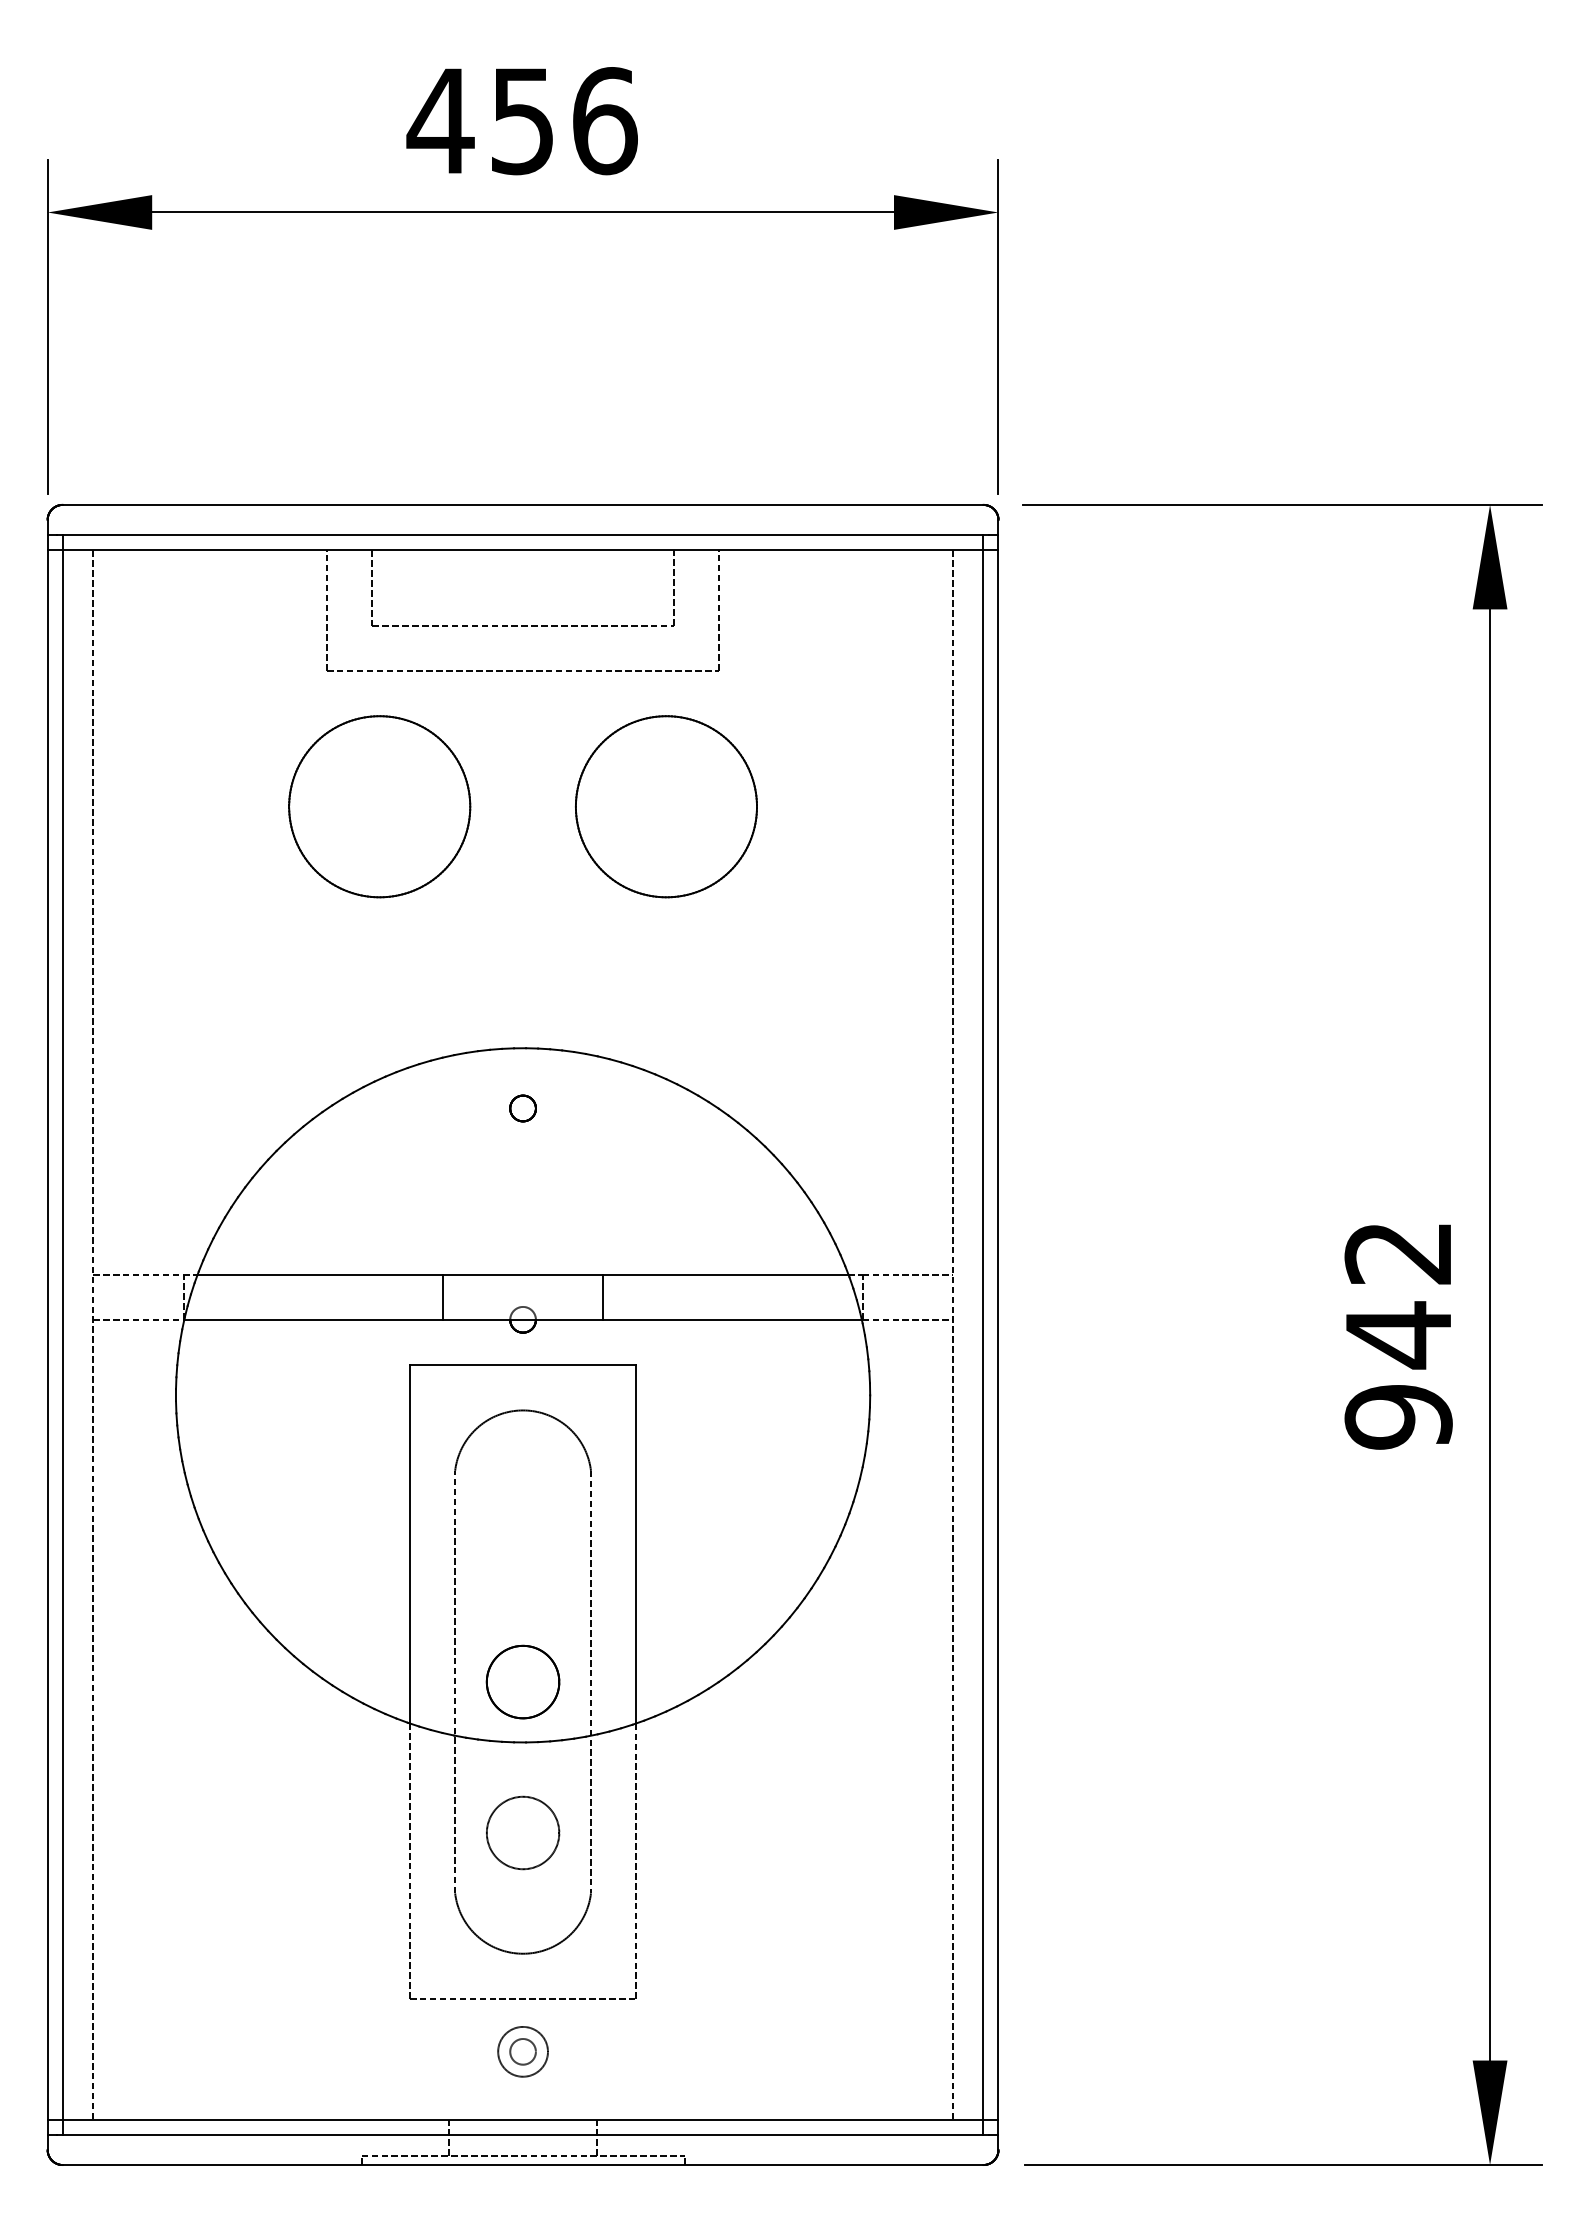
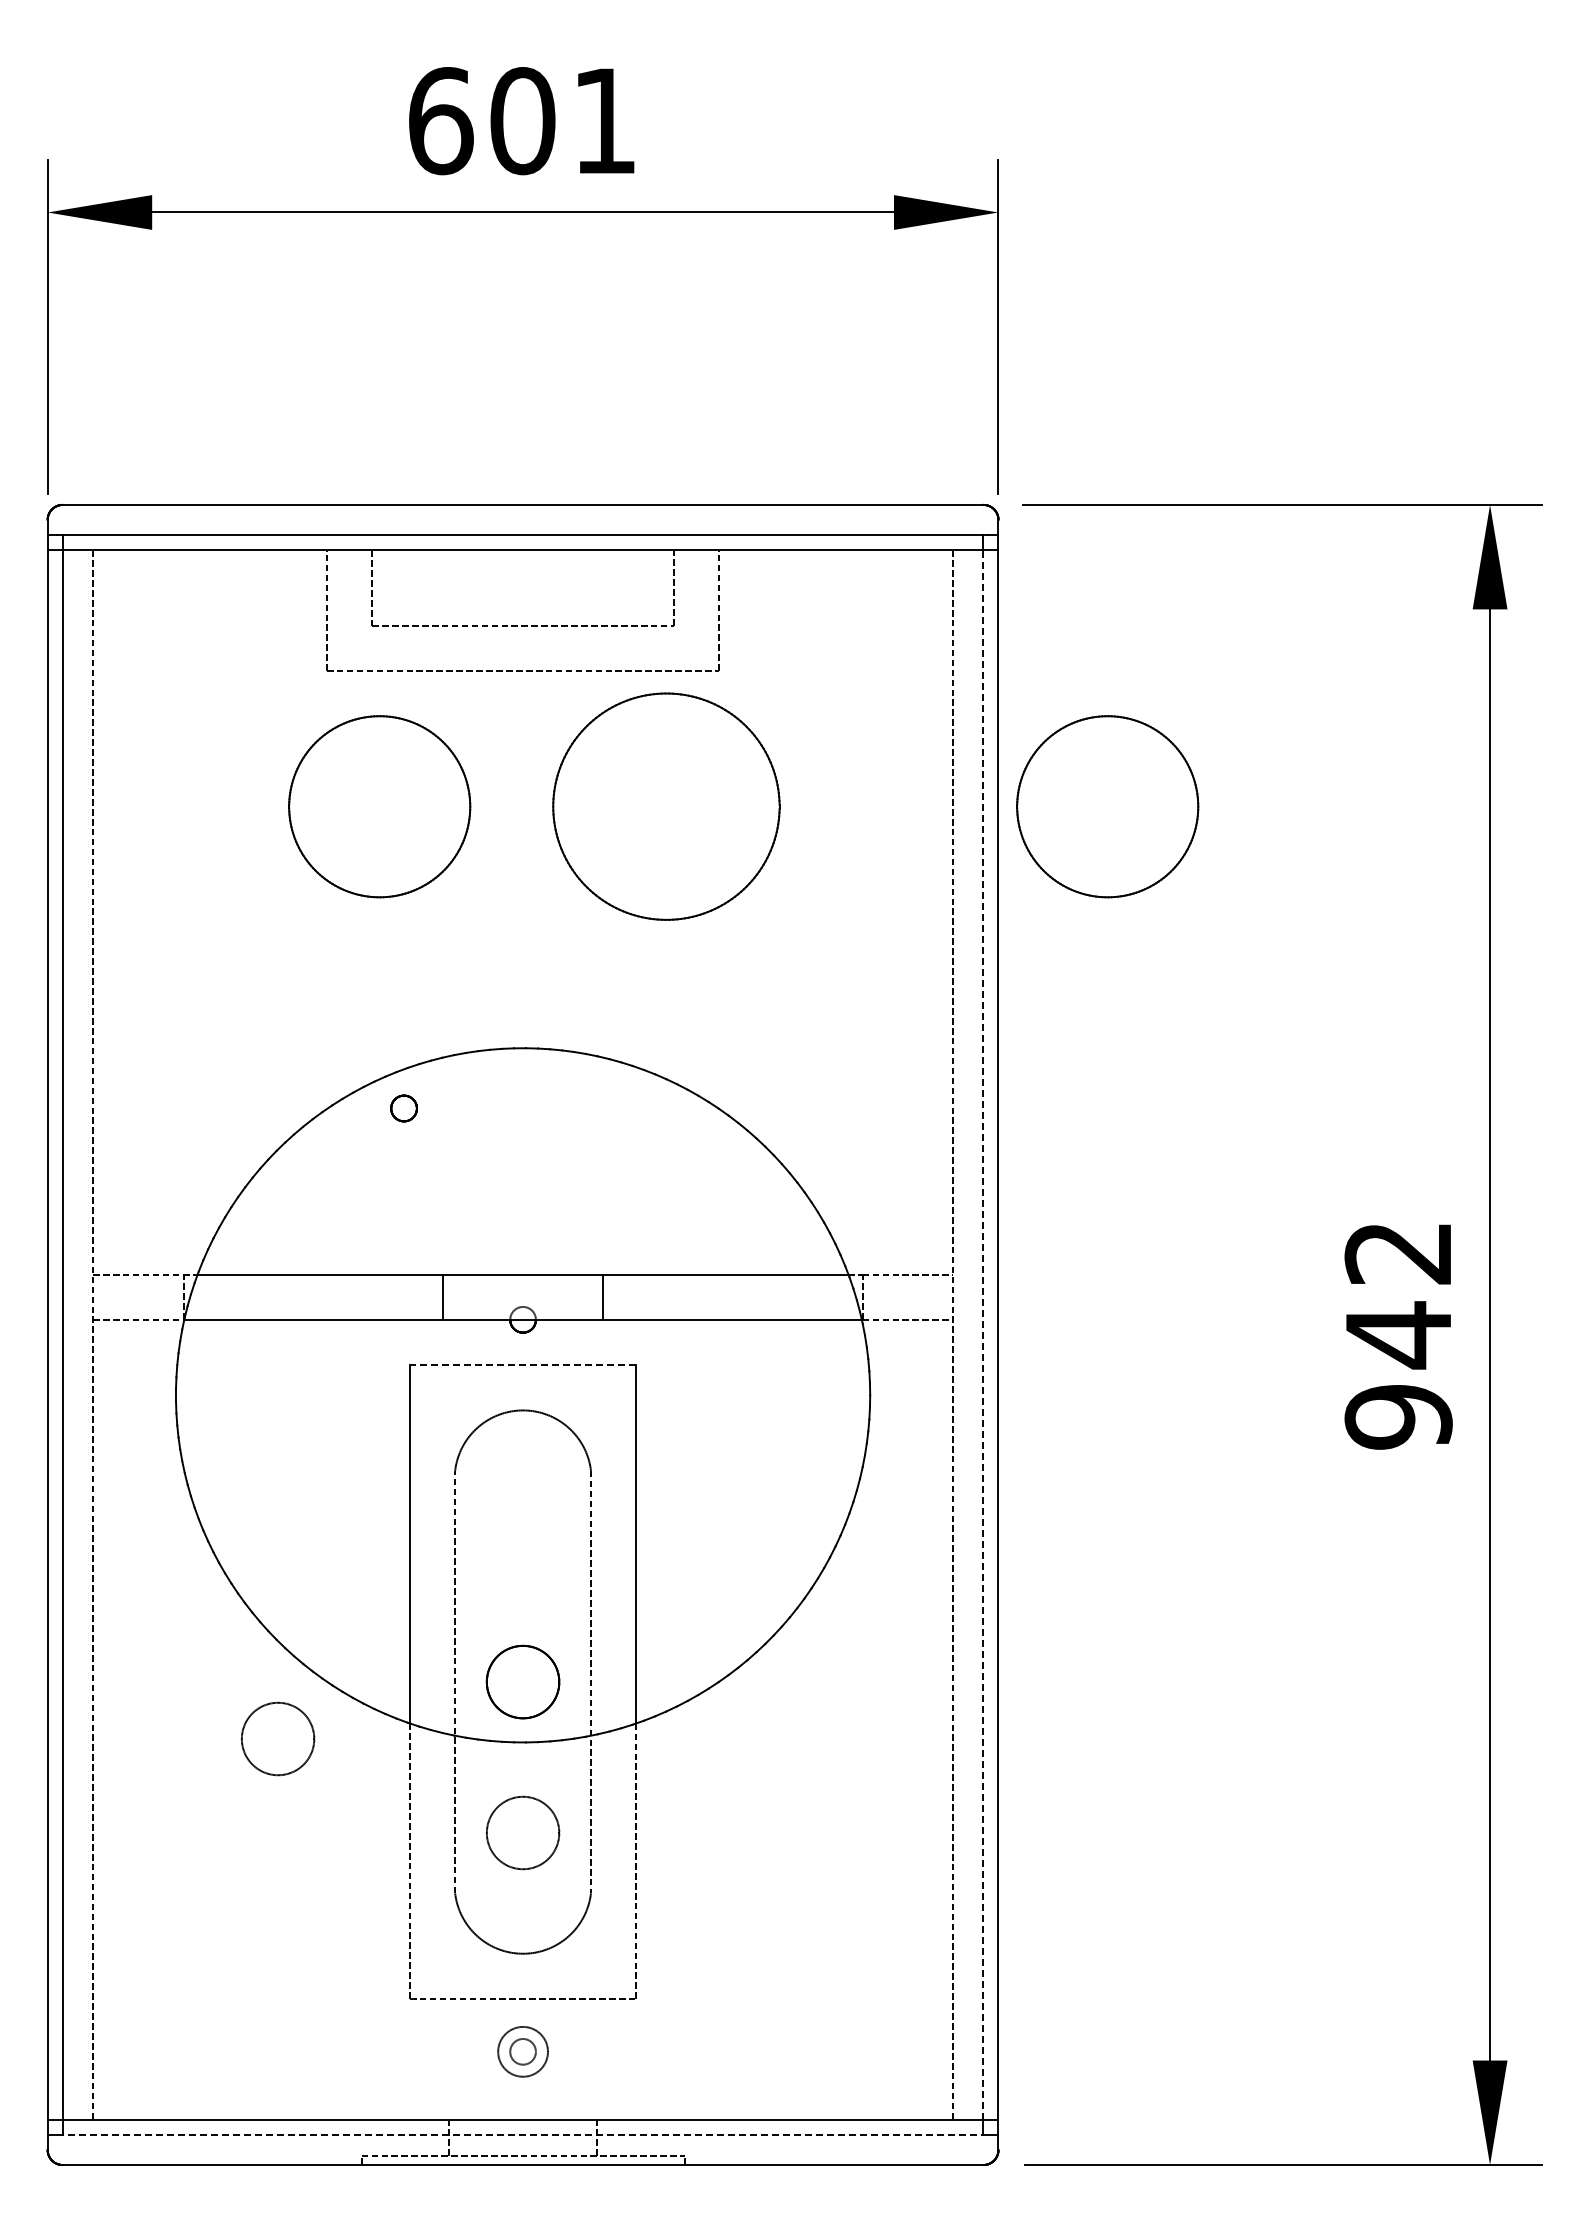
text: 456 -> 601 (521, 121)
part size: 183x184 px -> 229x229 px (666, 806)
part: none -> present (1107, 806)
part position: (522, 1108) -> (403, 1108) (403, 1108)
line: solid -> dashed (983, 1334)
line: solid -> dashed (522, 1365)
part: none -> present (278, 1738)
line: solid -> dashed (523, 2134)
